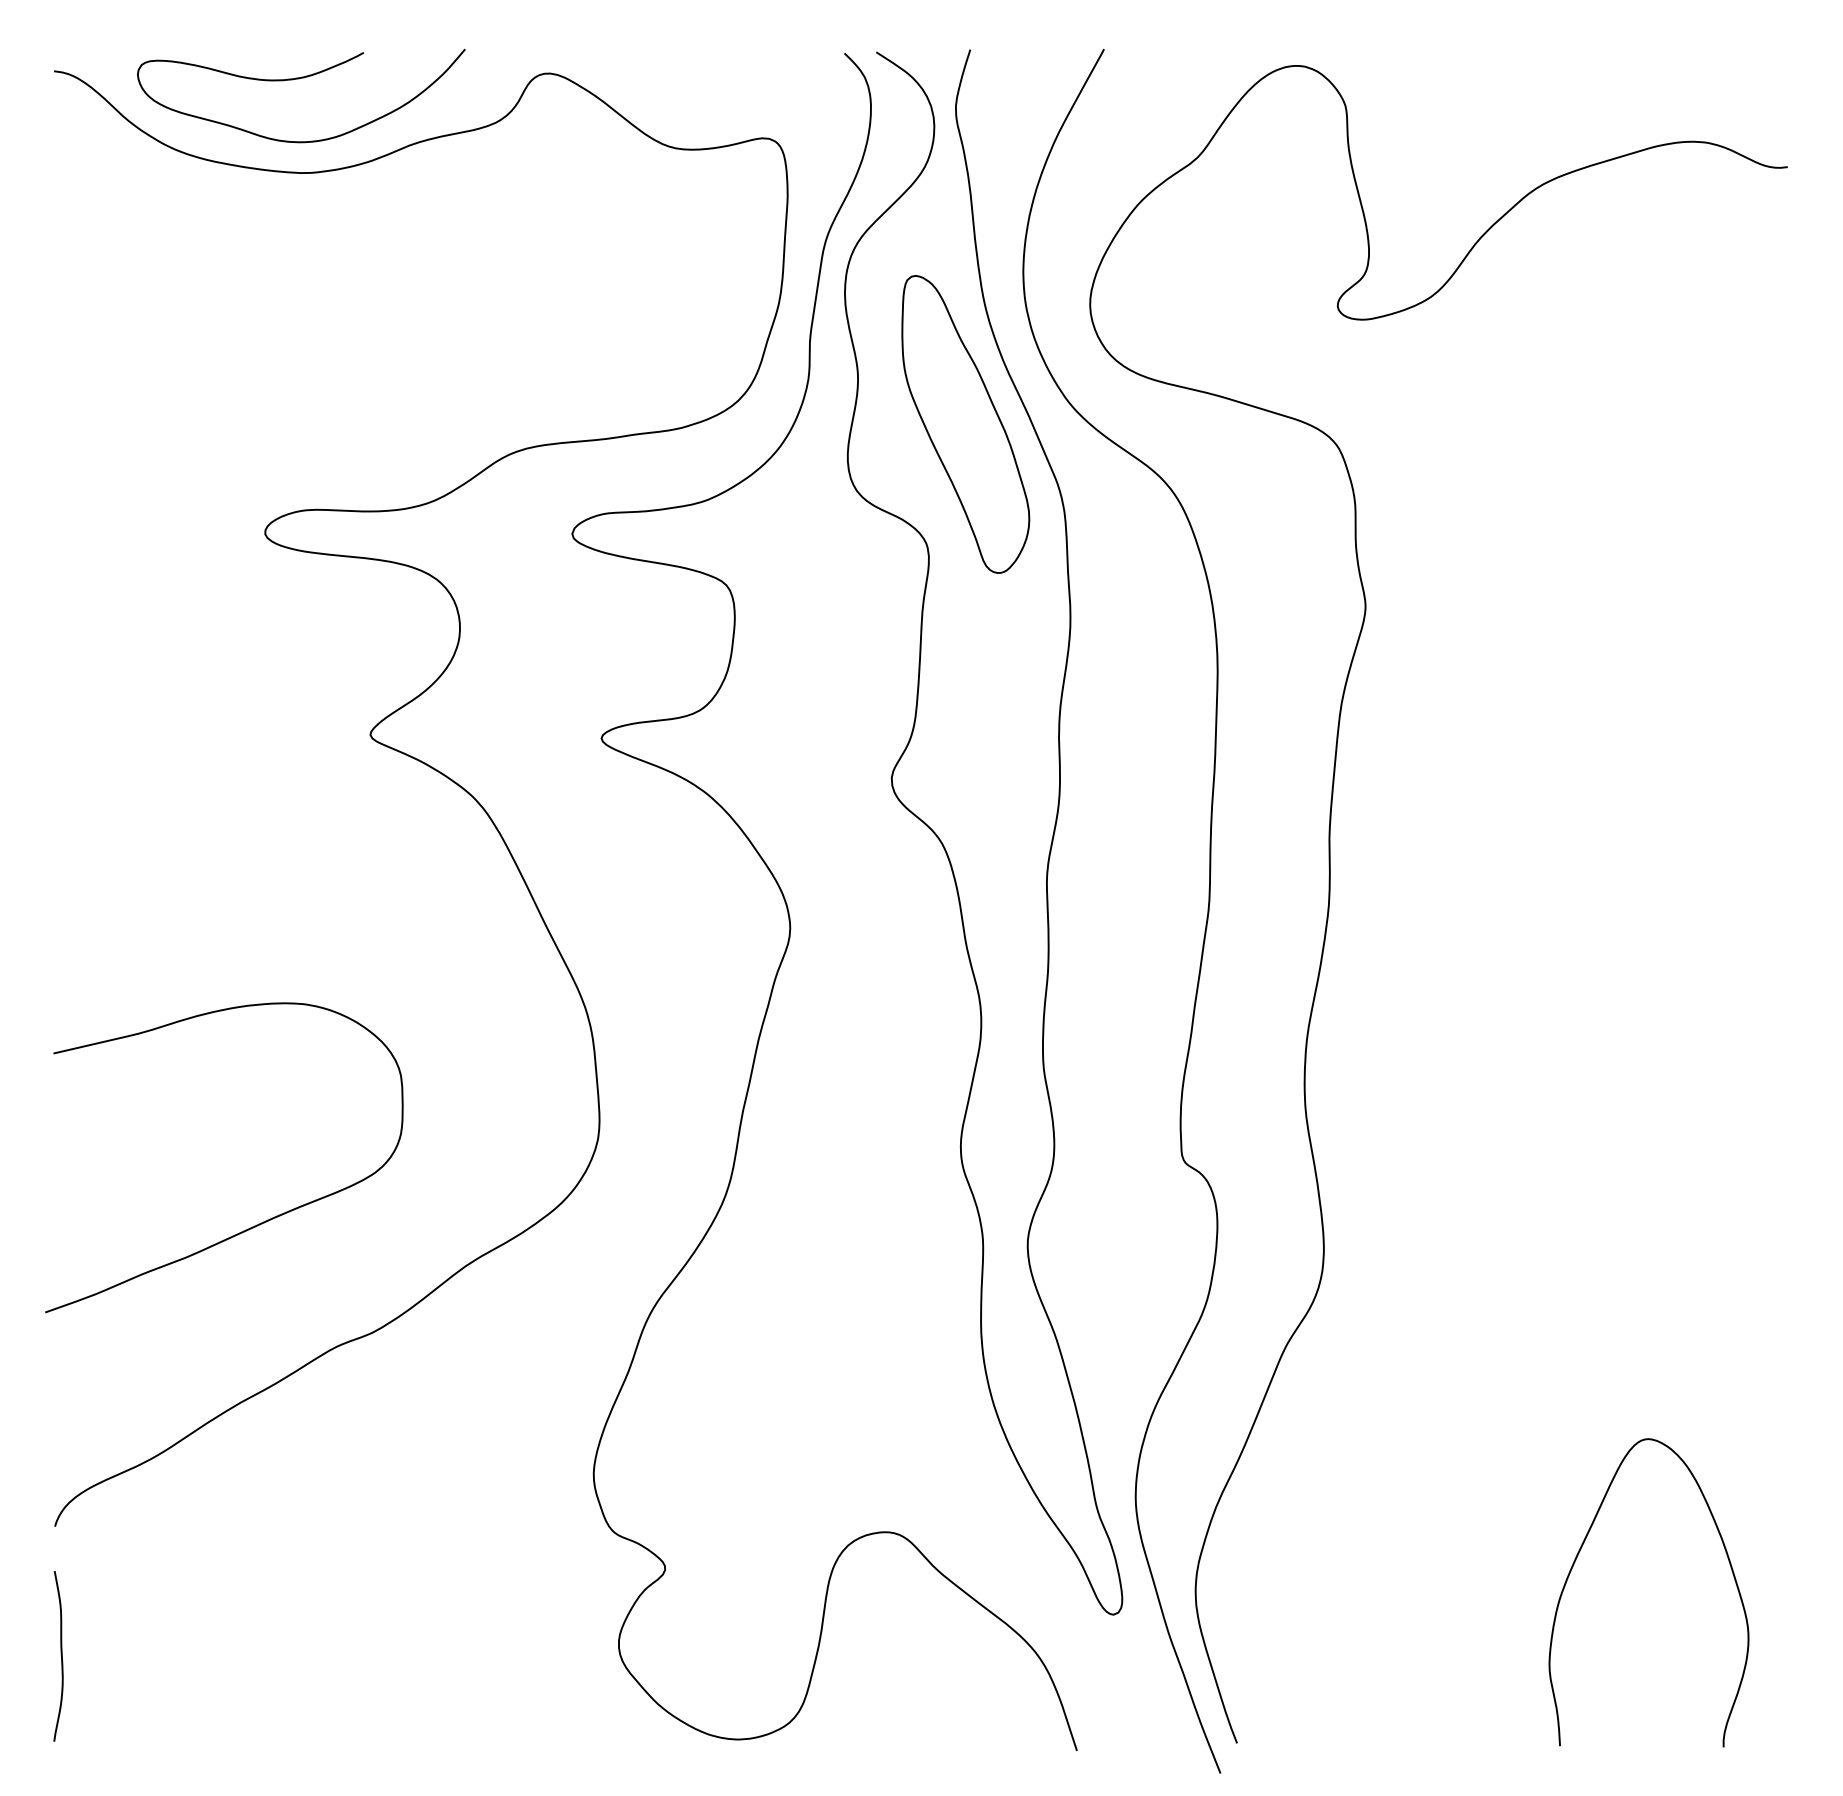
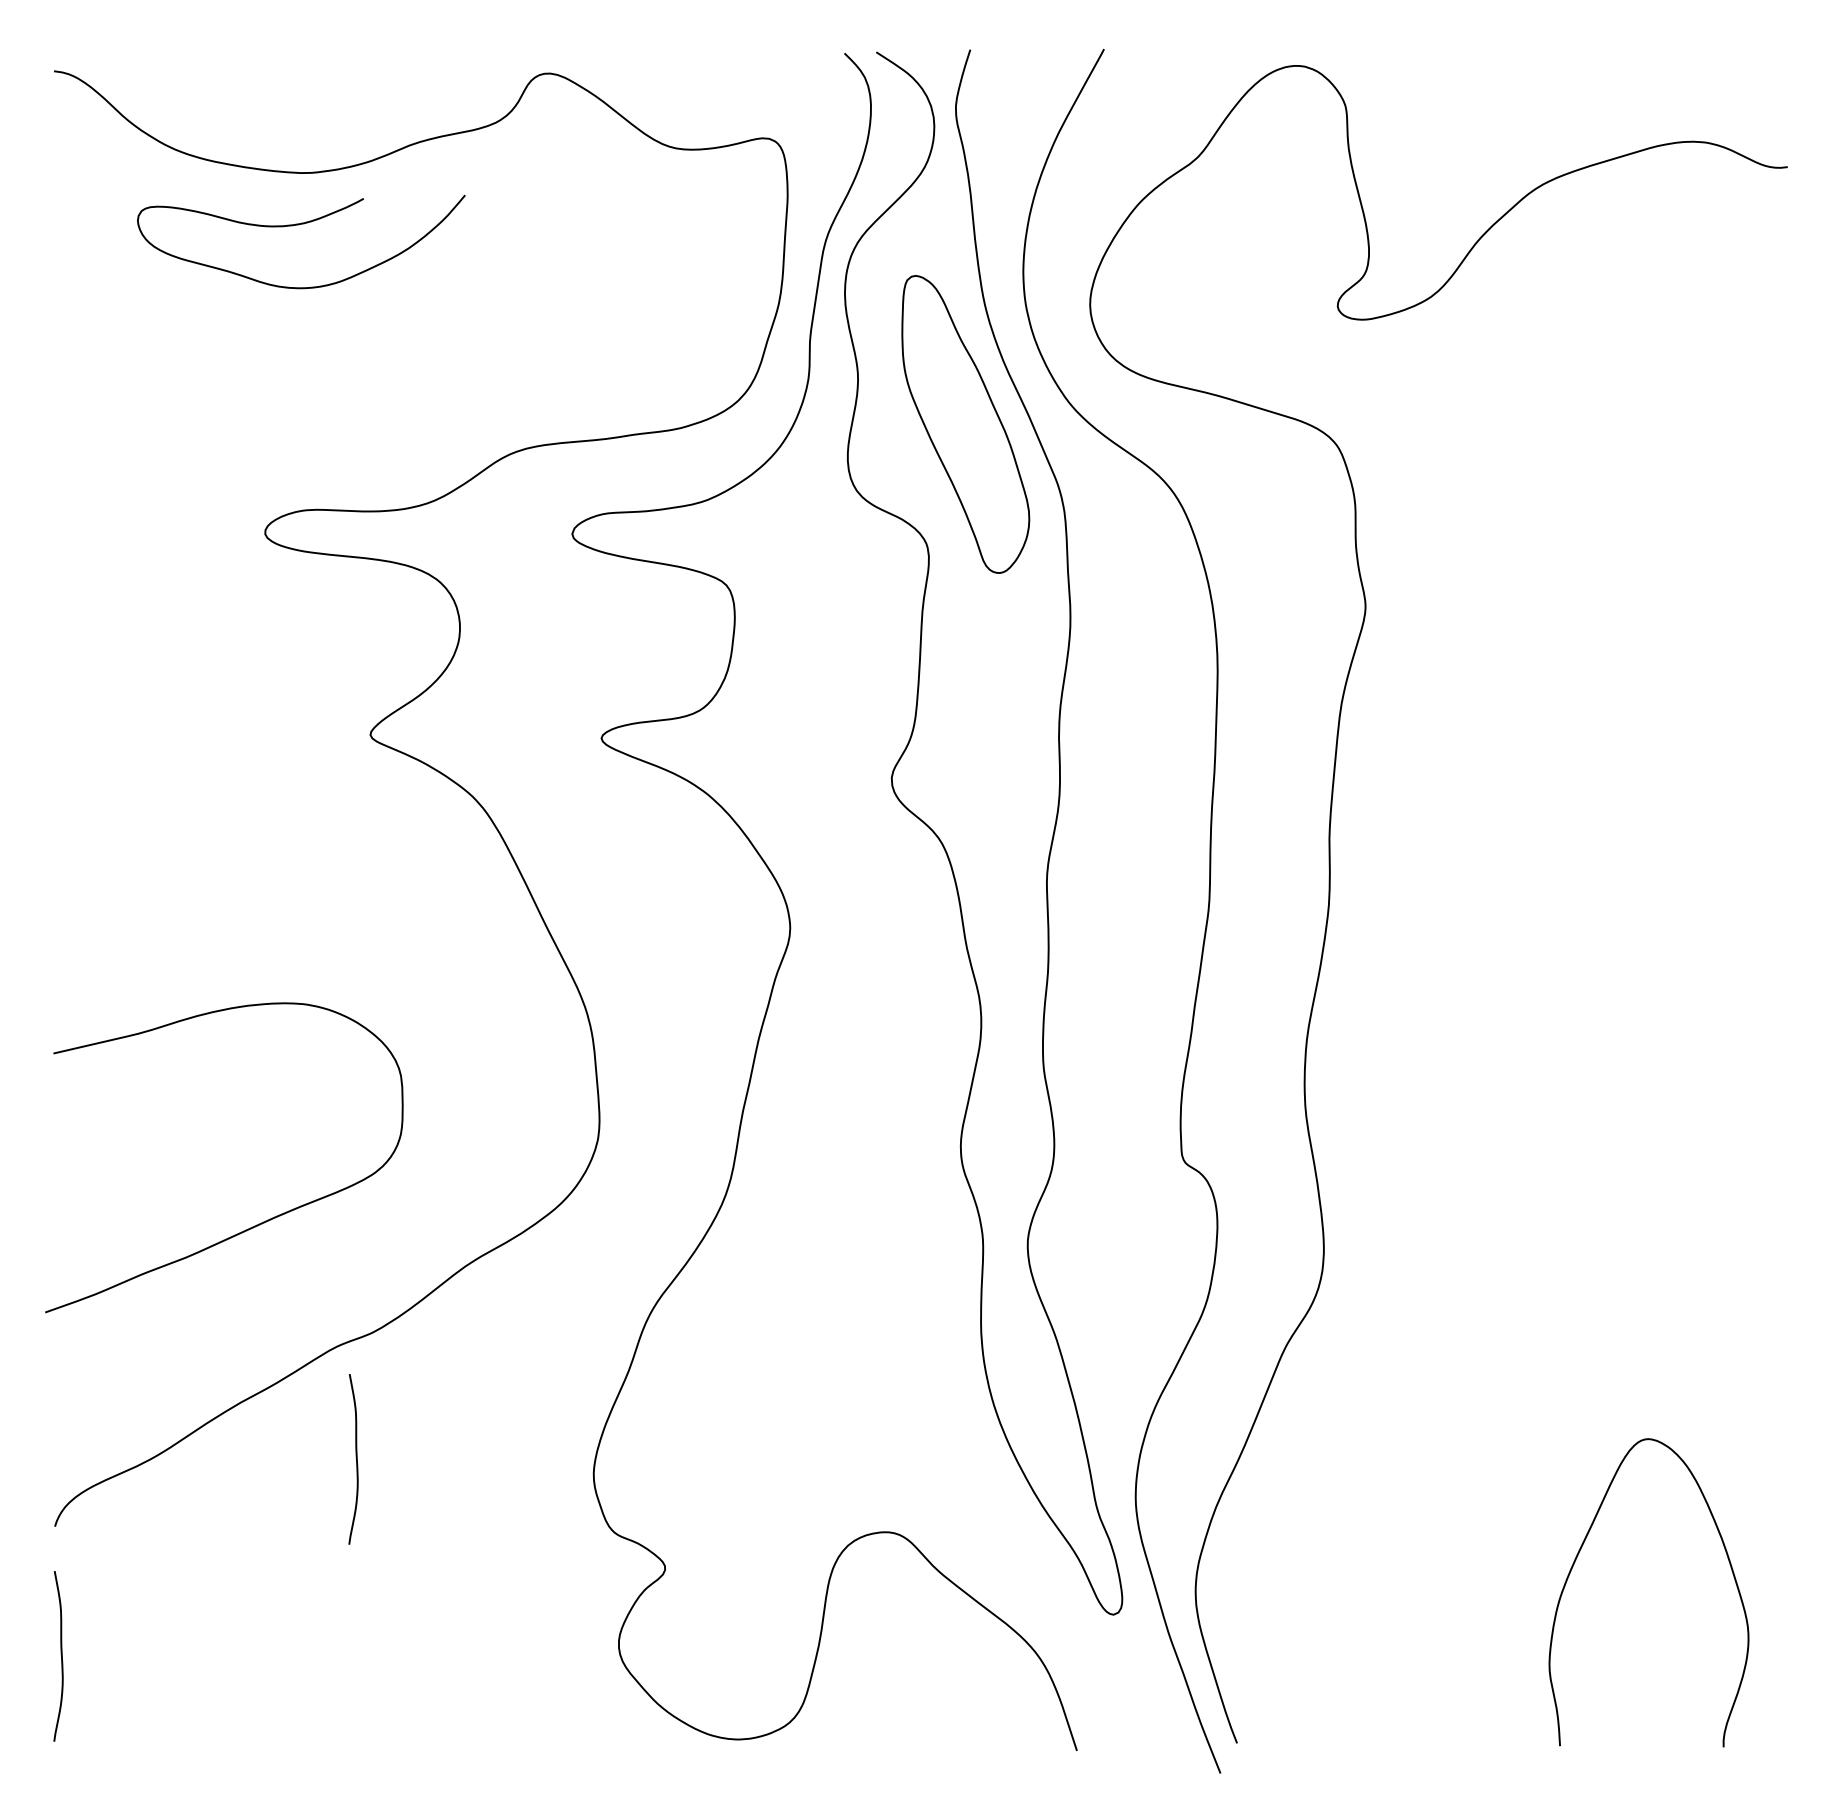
curve position: (299, 79) -> (299, 225) (299, 225)
curve: none -> present (355, 1457)
